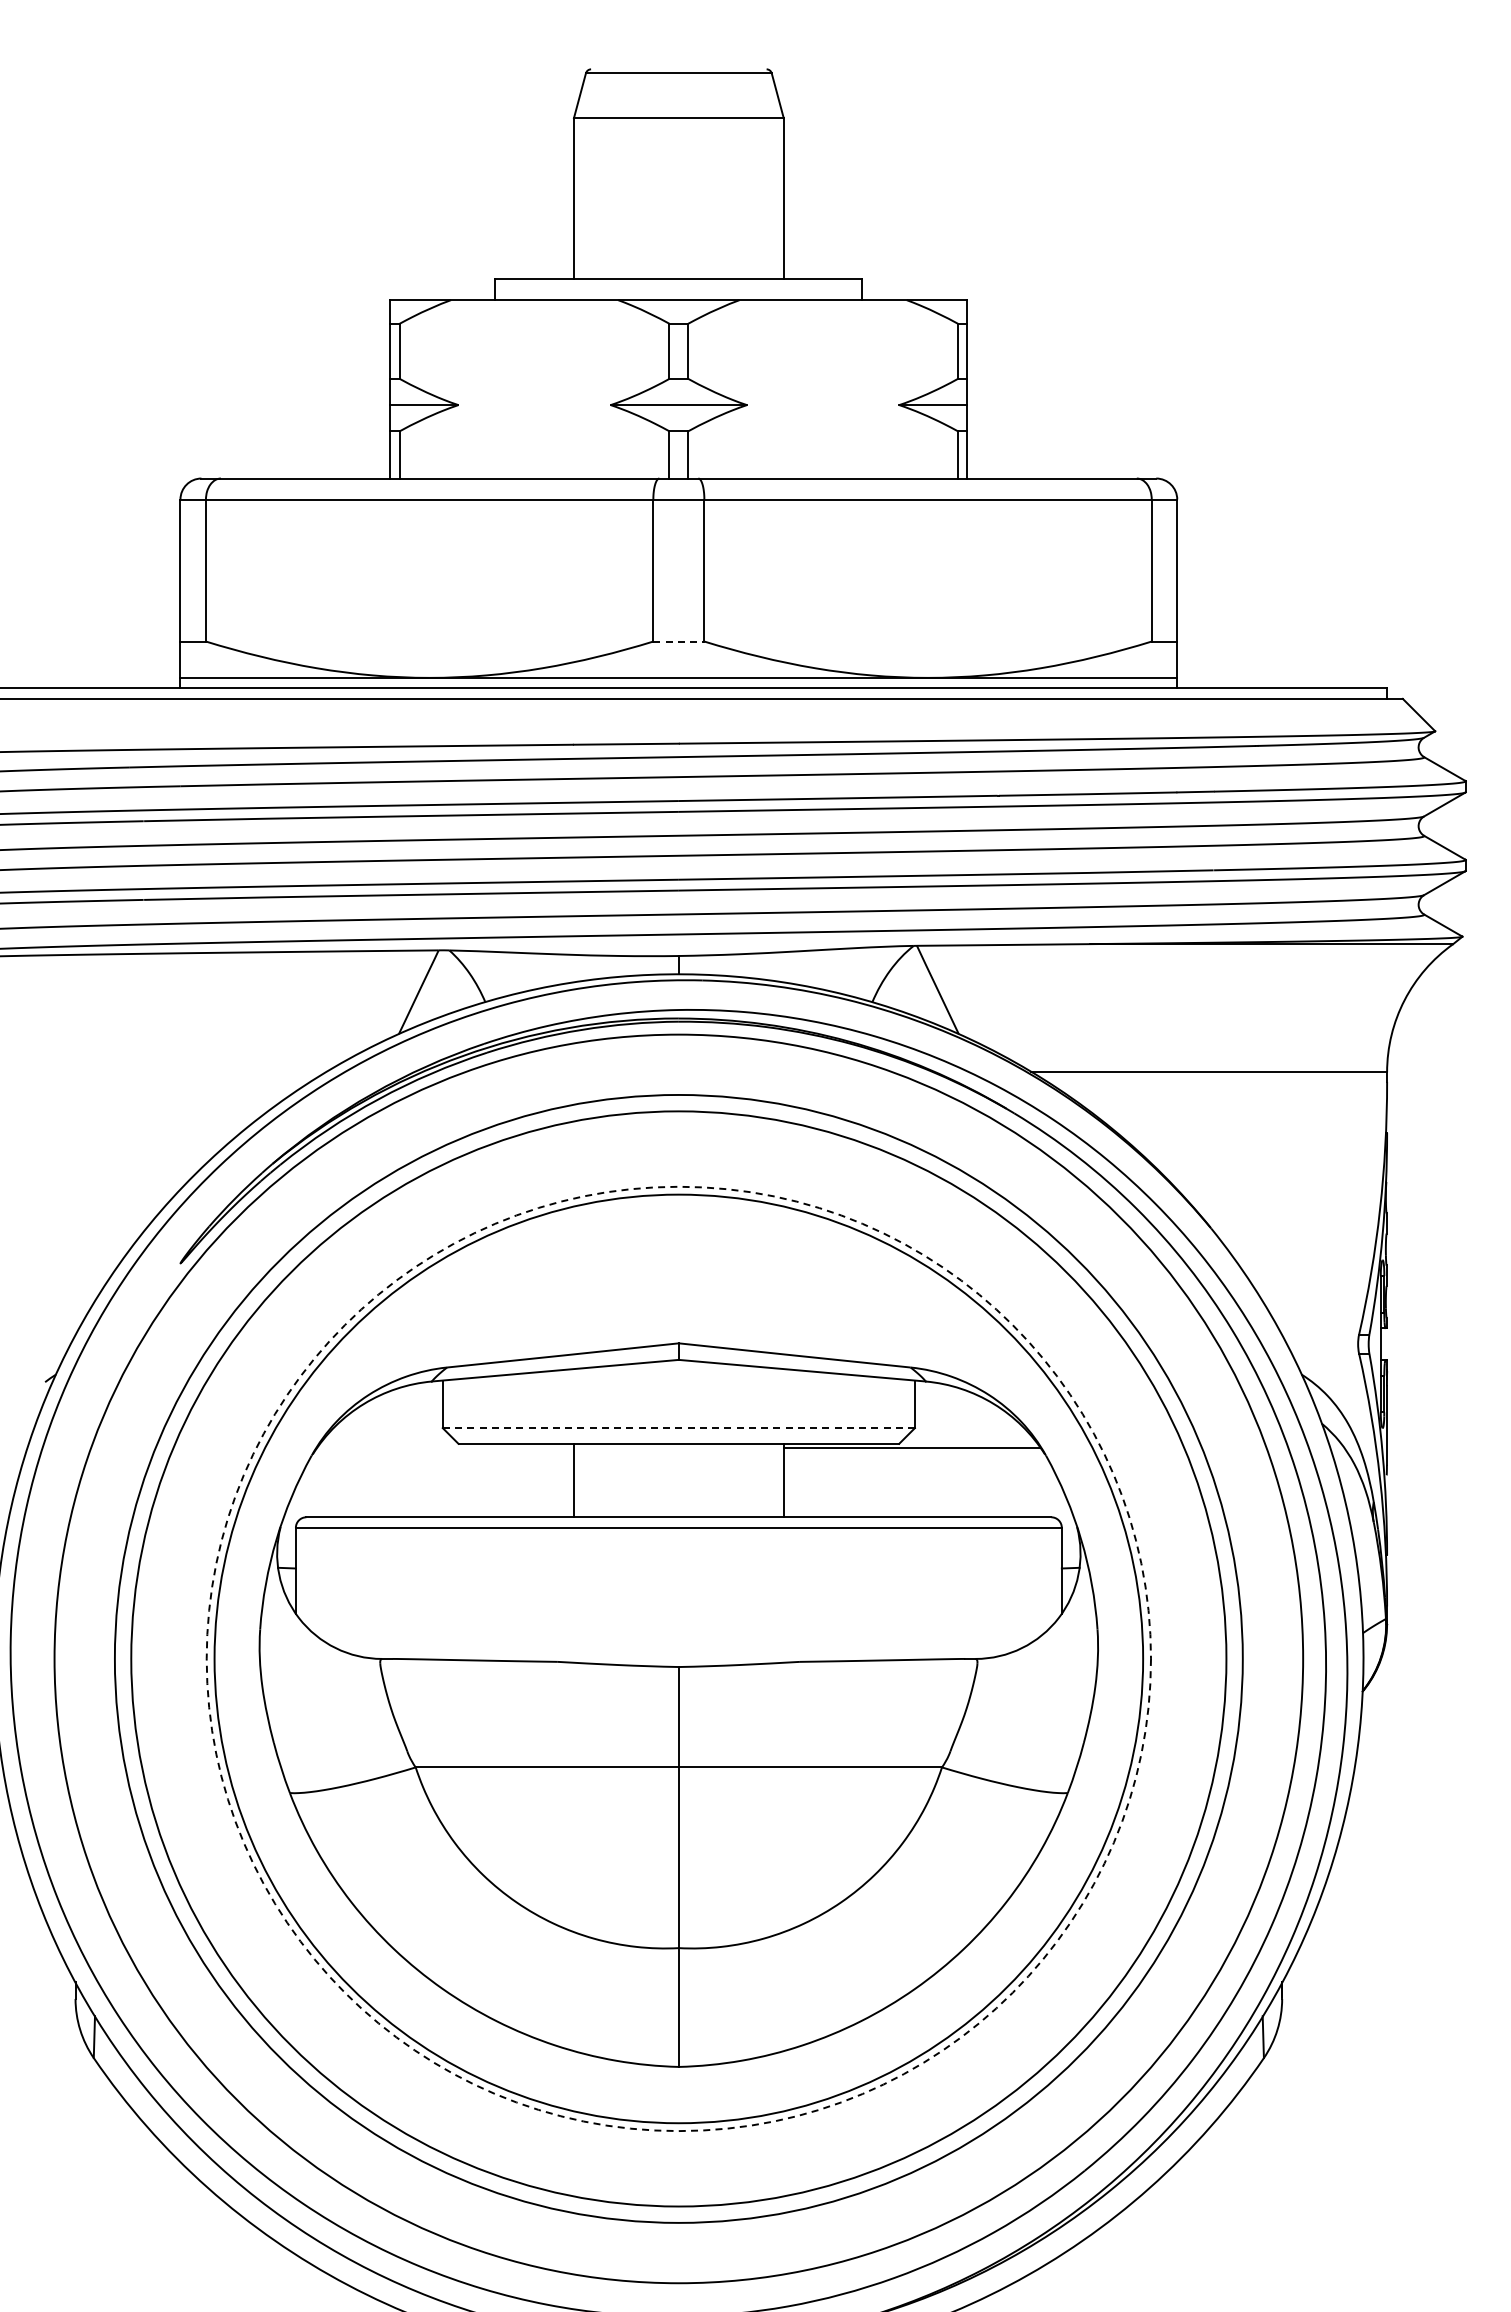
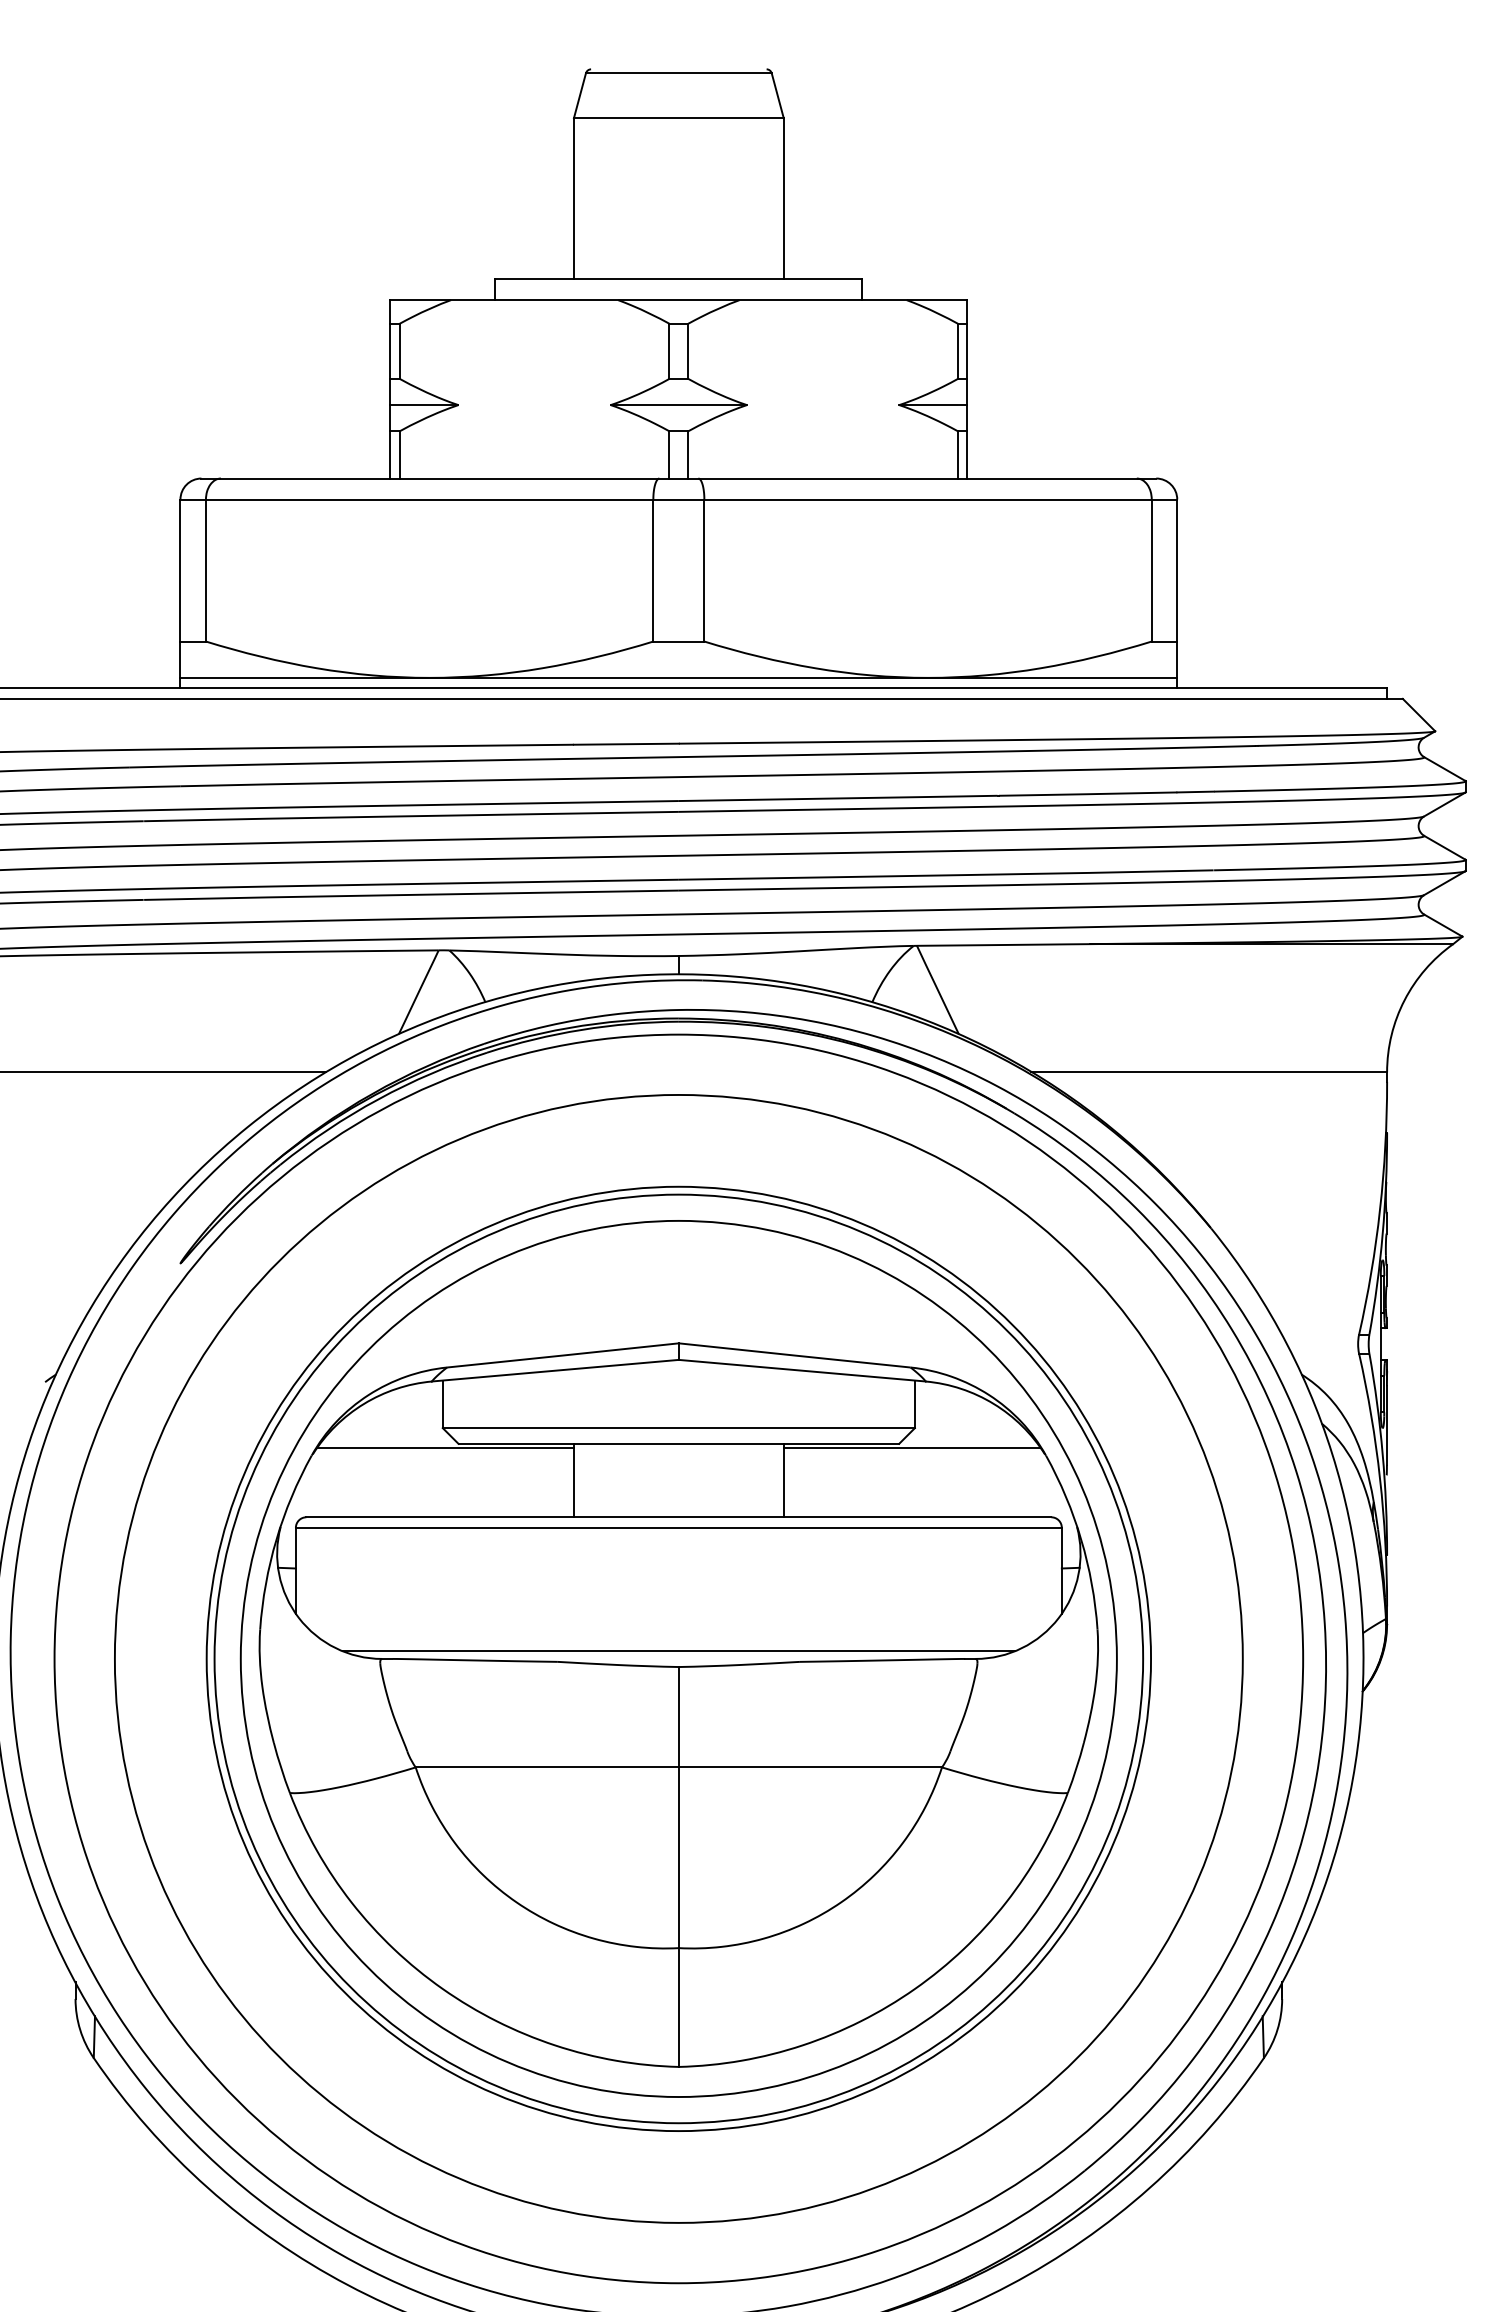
line: dashed -> solid (679, 641)
line: none -> present (164, 1072)
line: dashed -> solid (679, 1428)
line: none -> present (445, 1447)
line: none -> present (678, 1651)
circle diameter: 1095 px -> 876 px (678, 1658)
circle: dashed -> solid (678, 1658)
